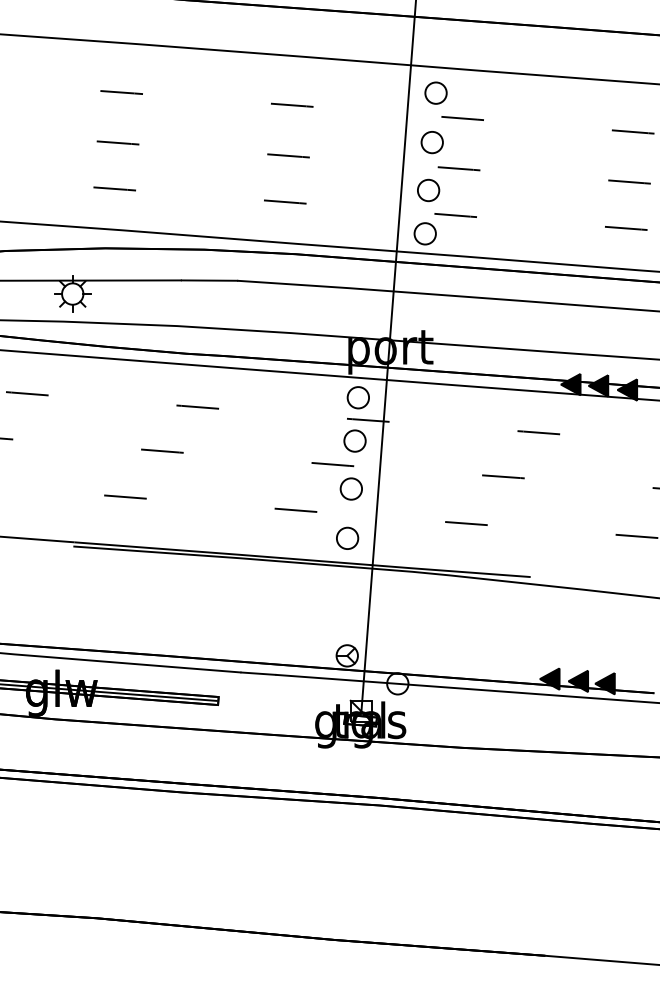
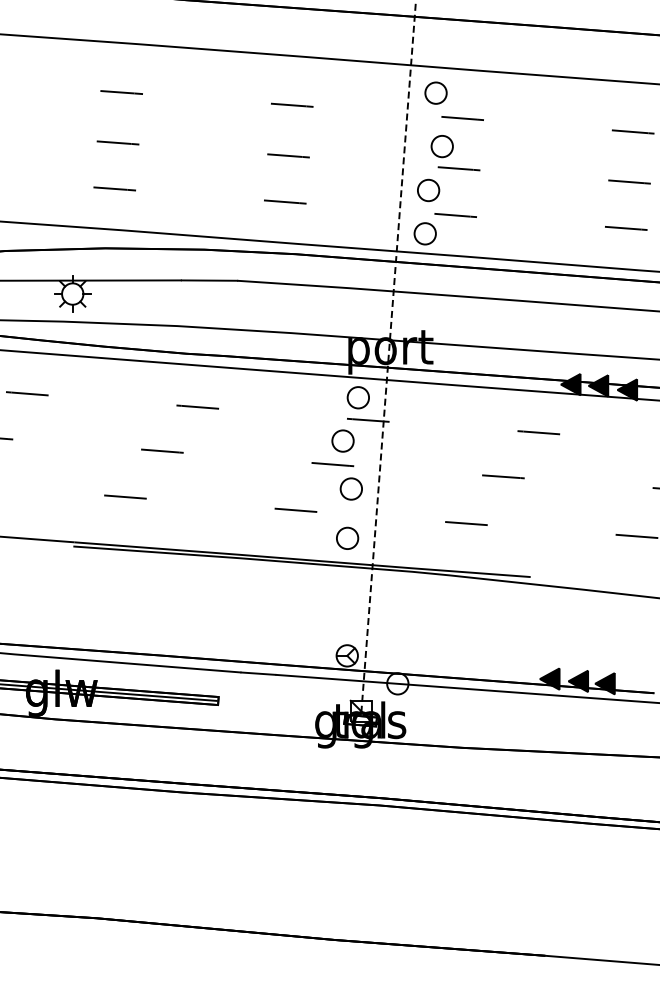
part position: (431, 142) -> (441, 146) (441, 146)
line: solid -> dashed (388, 356)
part position: (354, 440) -> (342, 440) (342, 440)
